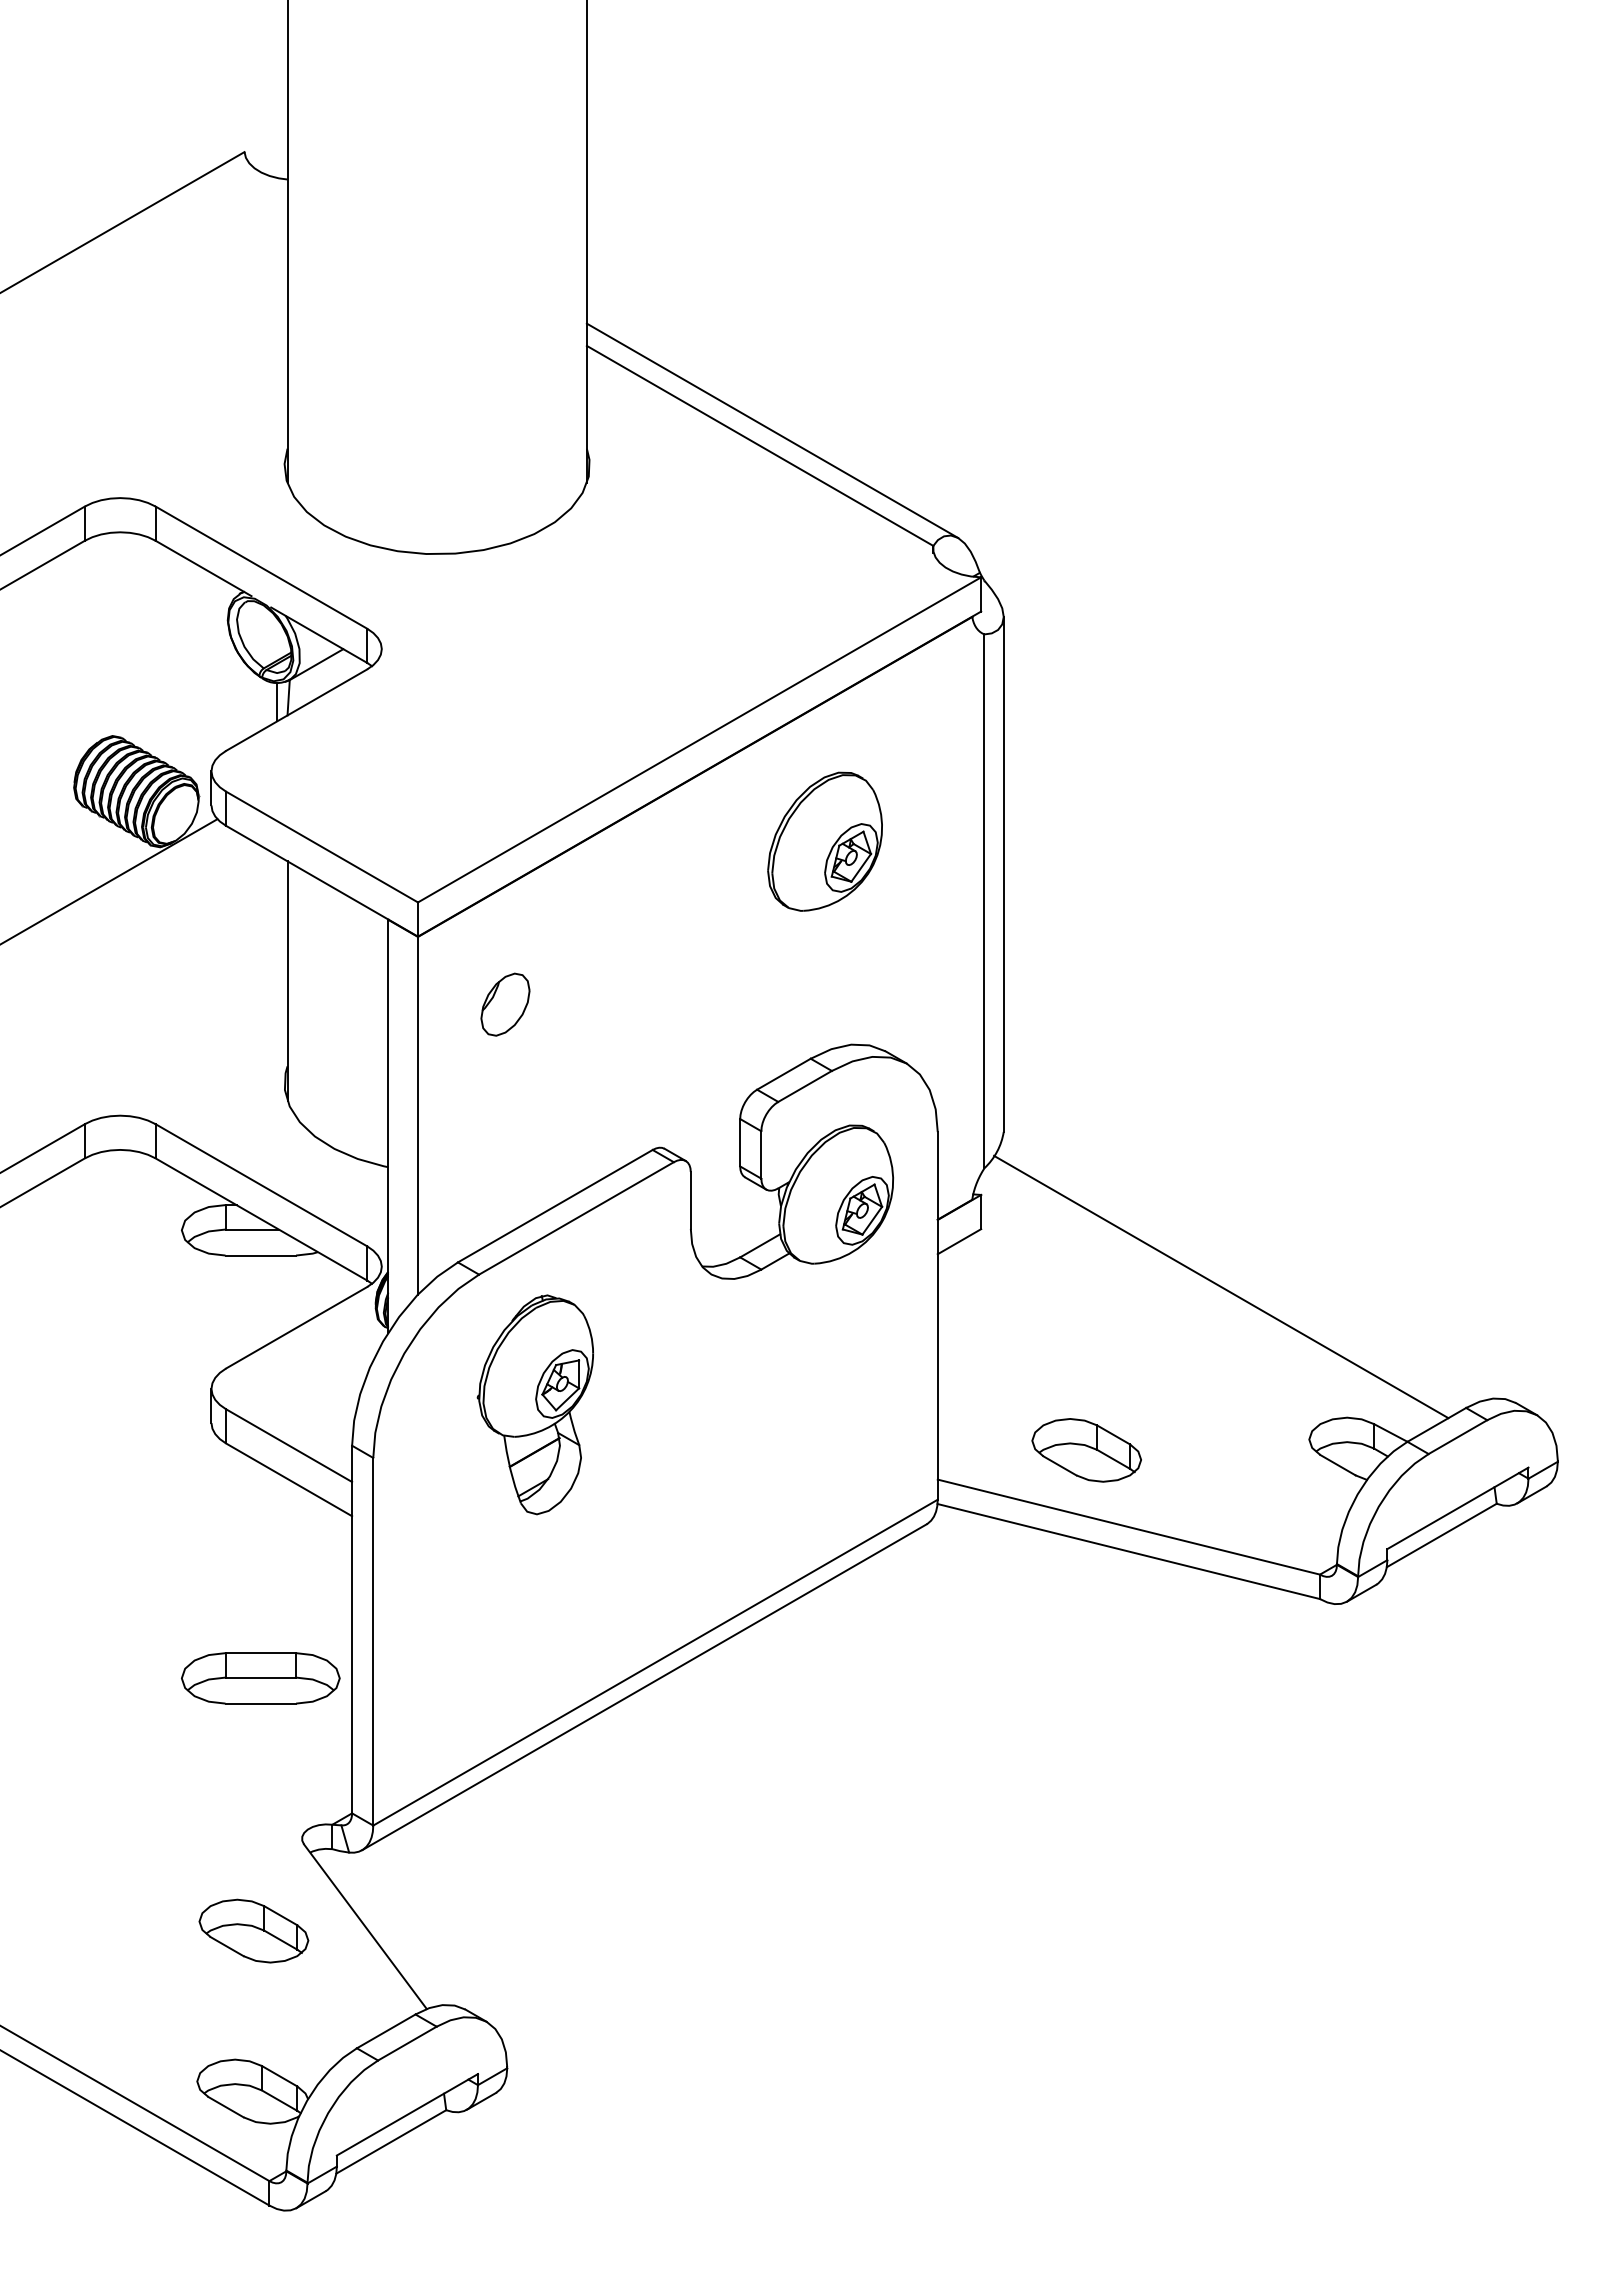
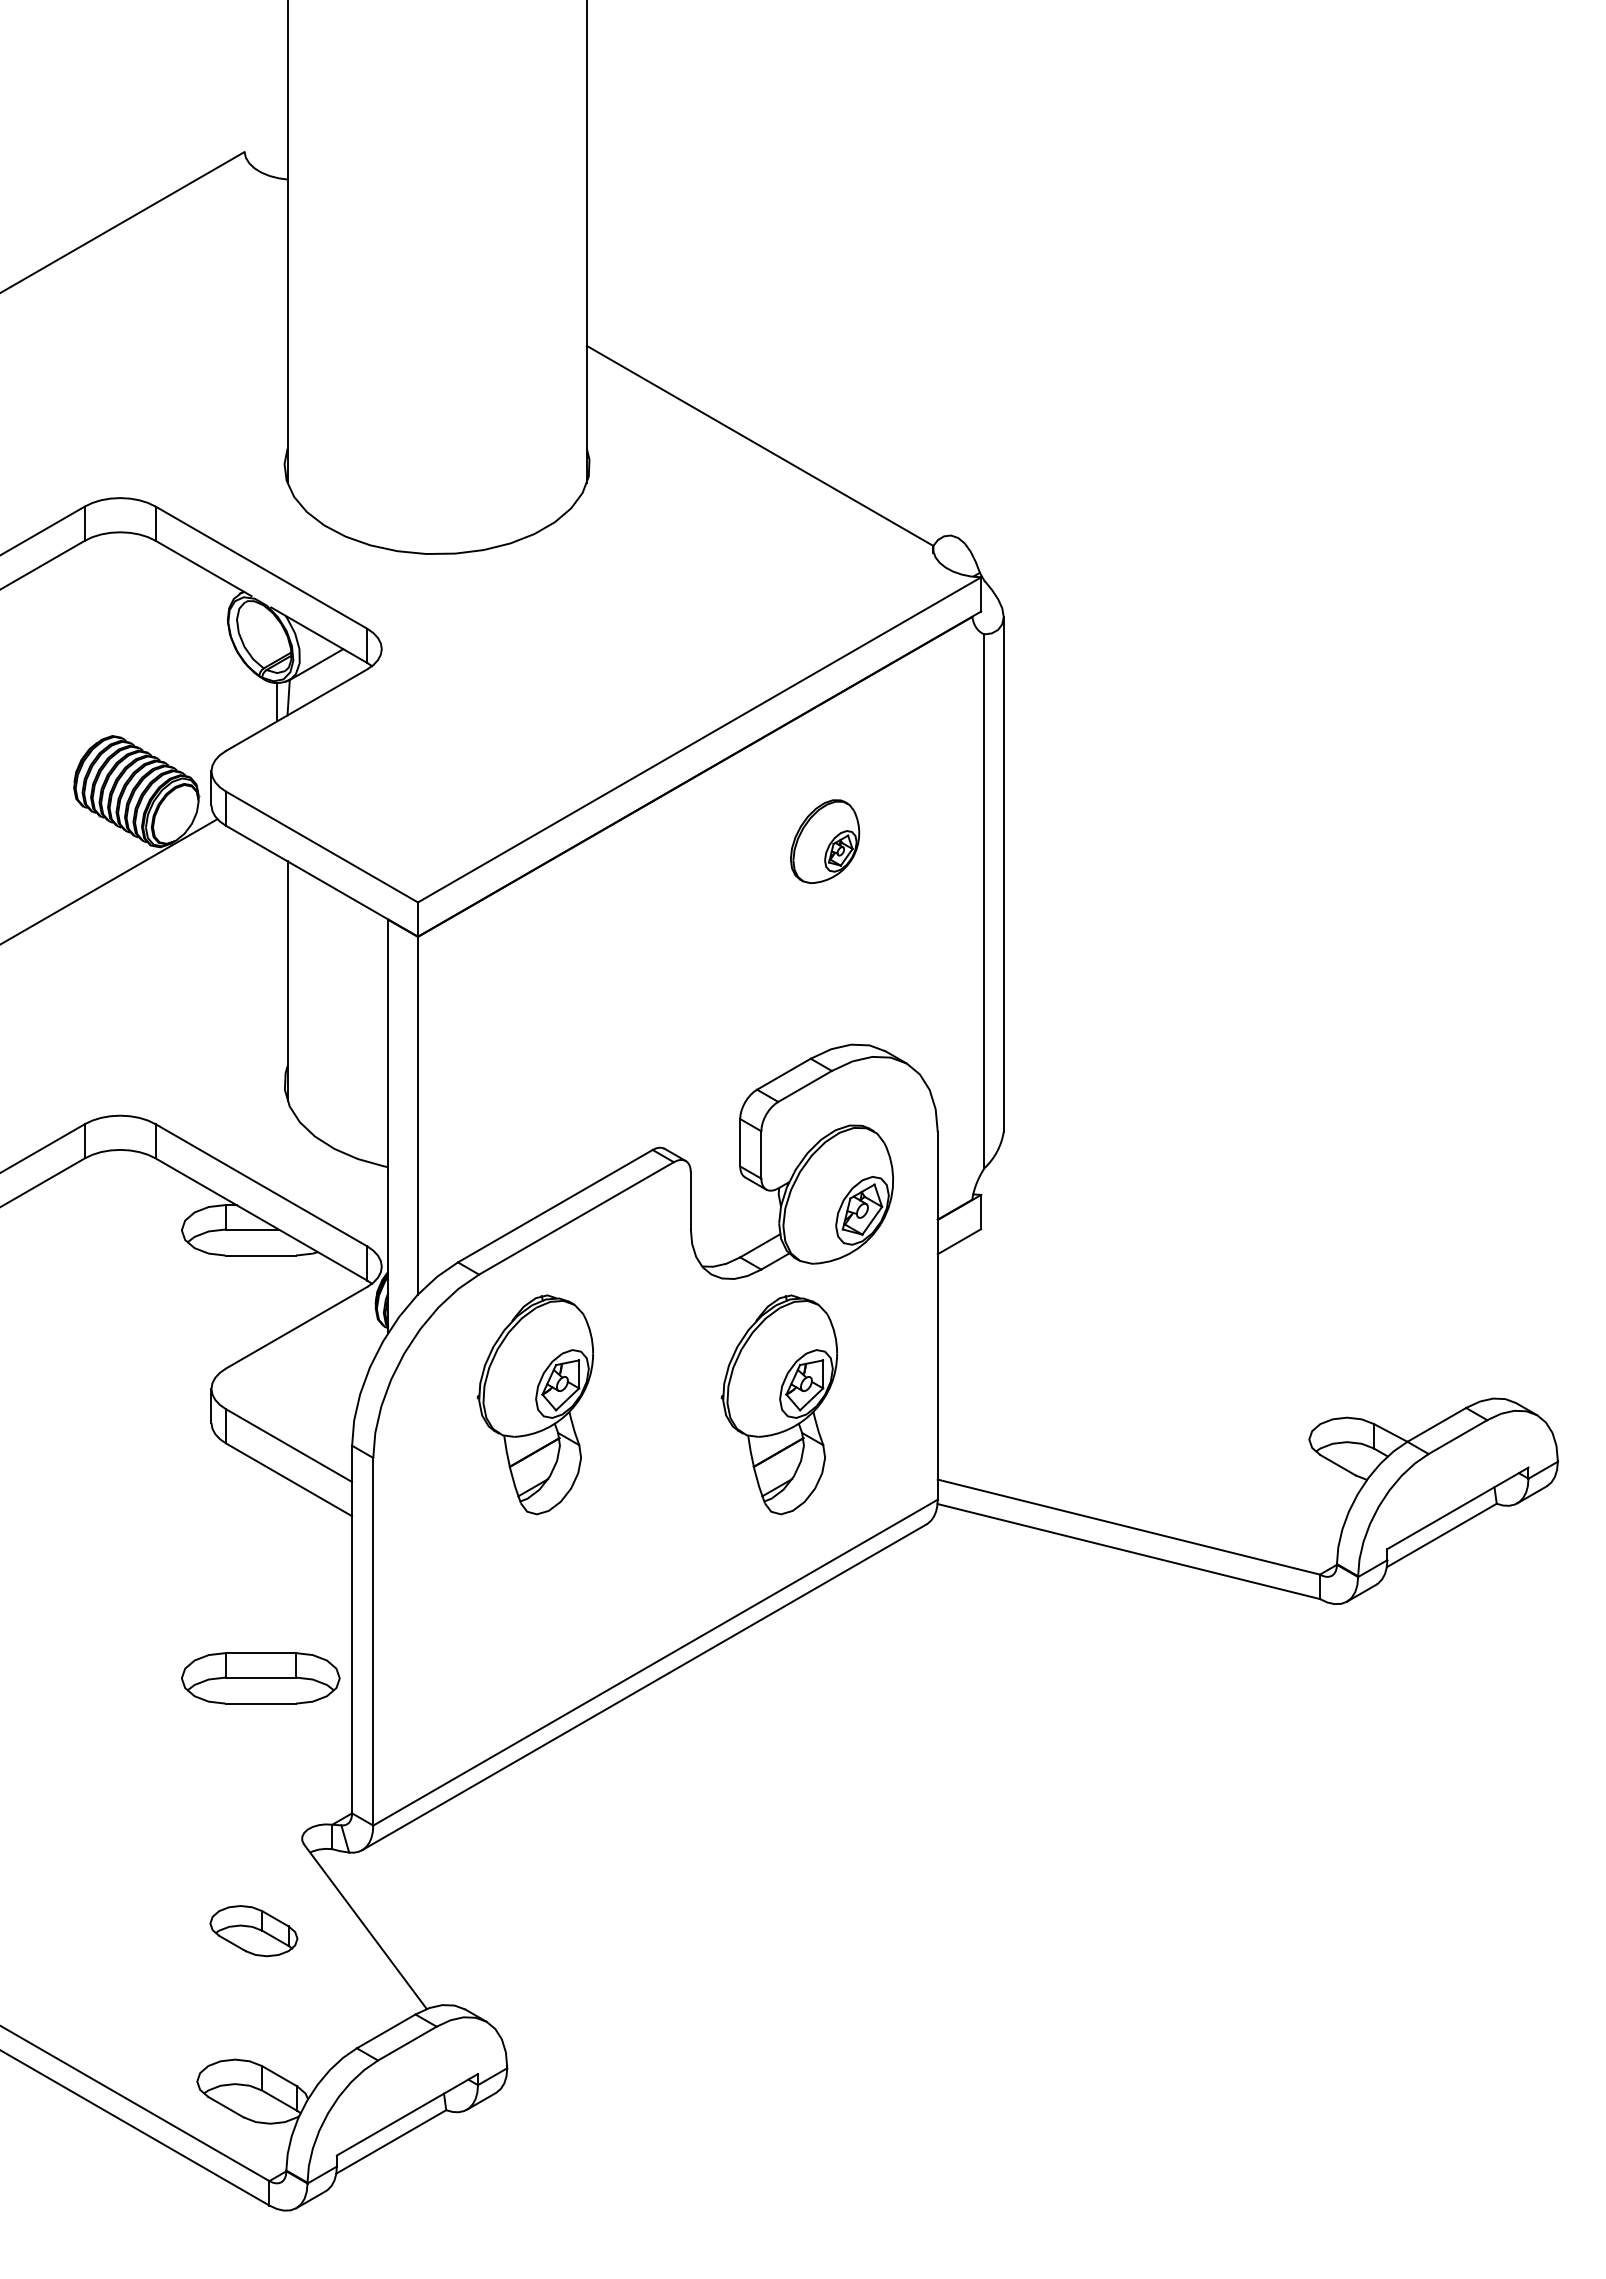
line: present -> none (772, 430)
part size: 116x141 px -> 71x85 px (825, 841)
part: present -> none (505, 1004)
line: present -> none (1221, 1286)
part: none -> present (778, 1404)
part: present -> none (1086, 1450)
part size: 112x66 px -> 90x53 px (253, 1931)
